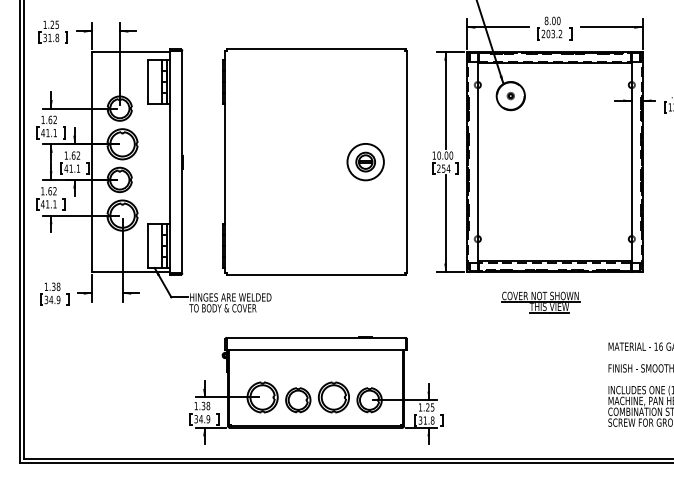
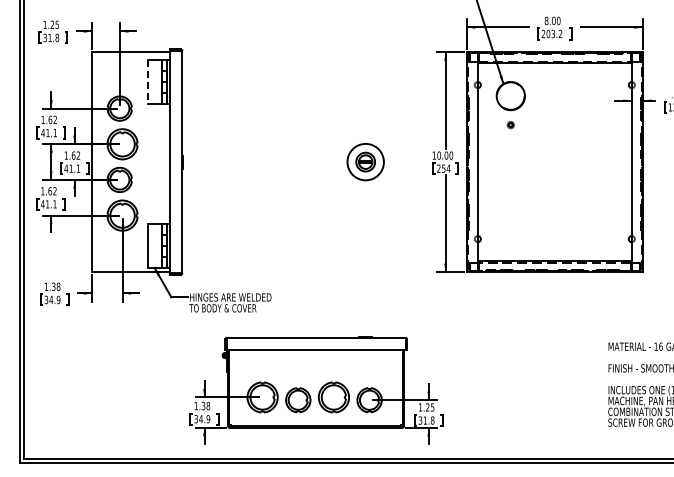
line: solid -> dashed (148, 82)
part position: (510, 96) -> (510, 125) (510, 125)
part: present -> none (314, 161)
part: present -> none (540, 302)
